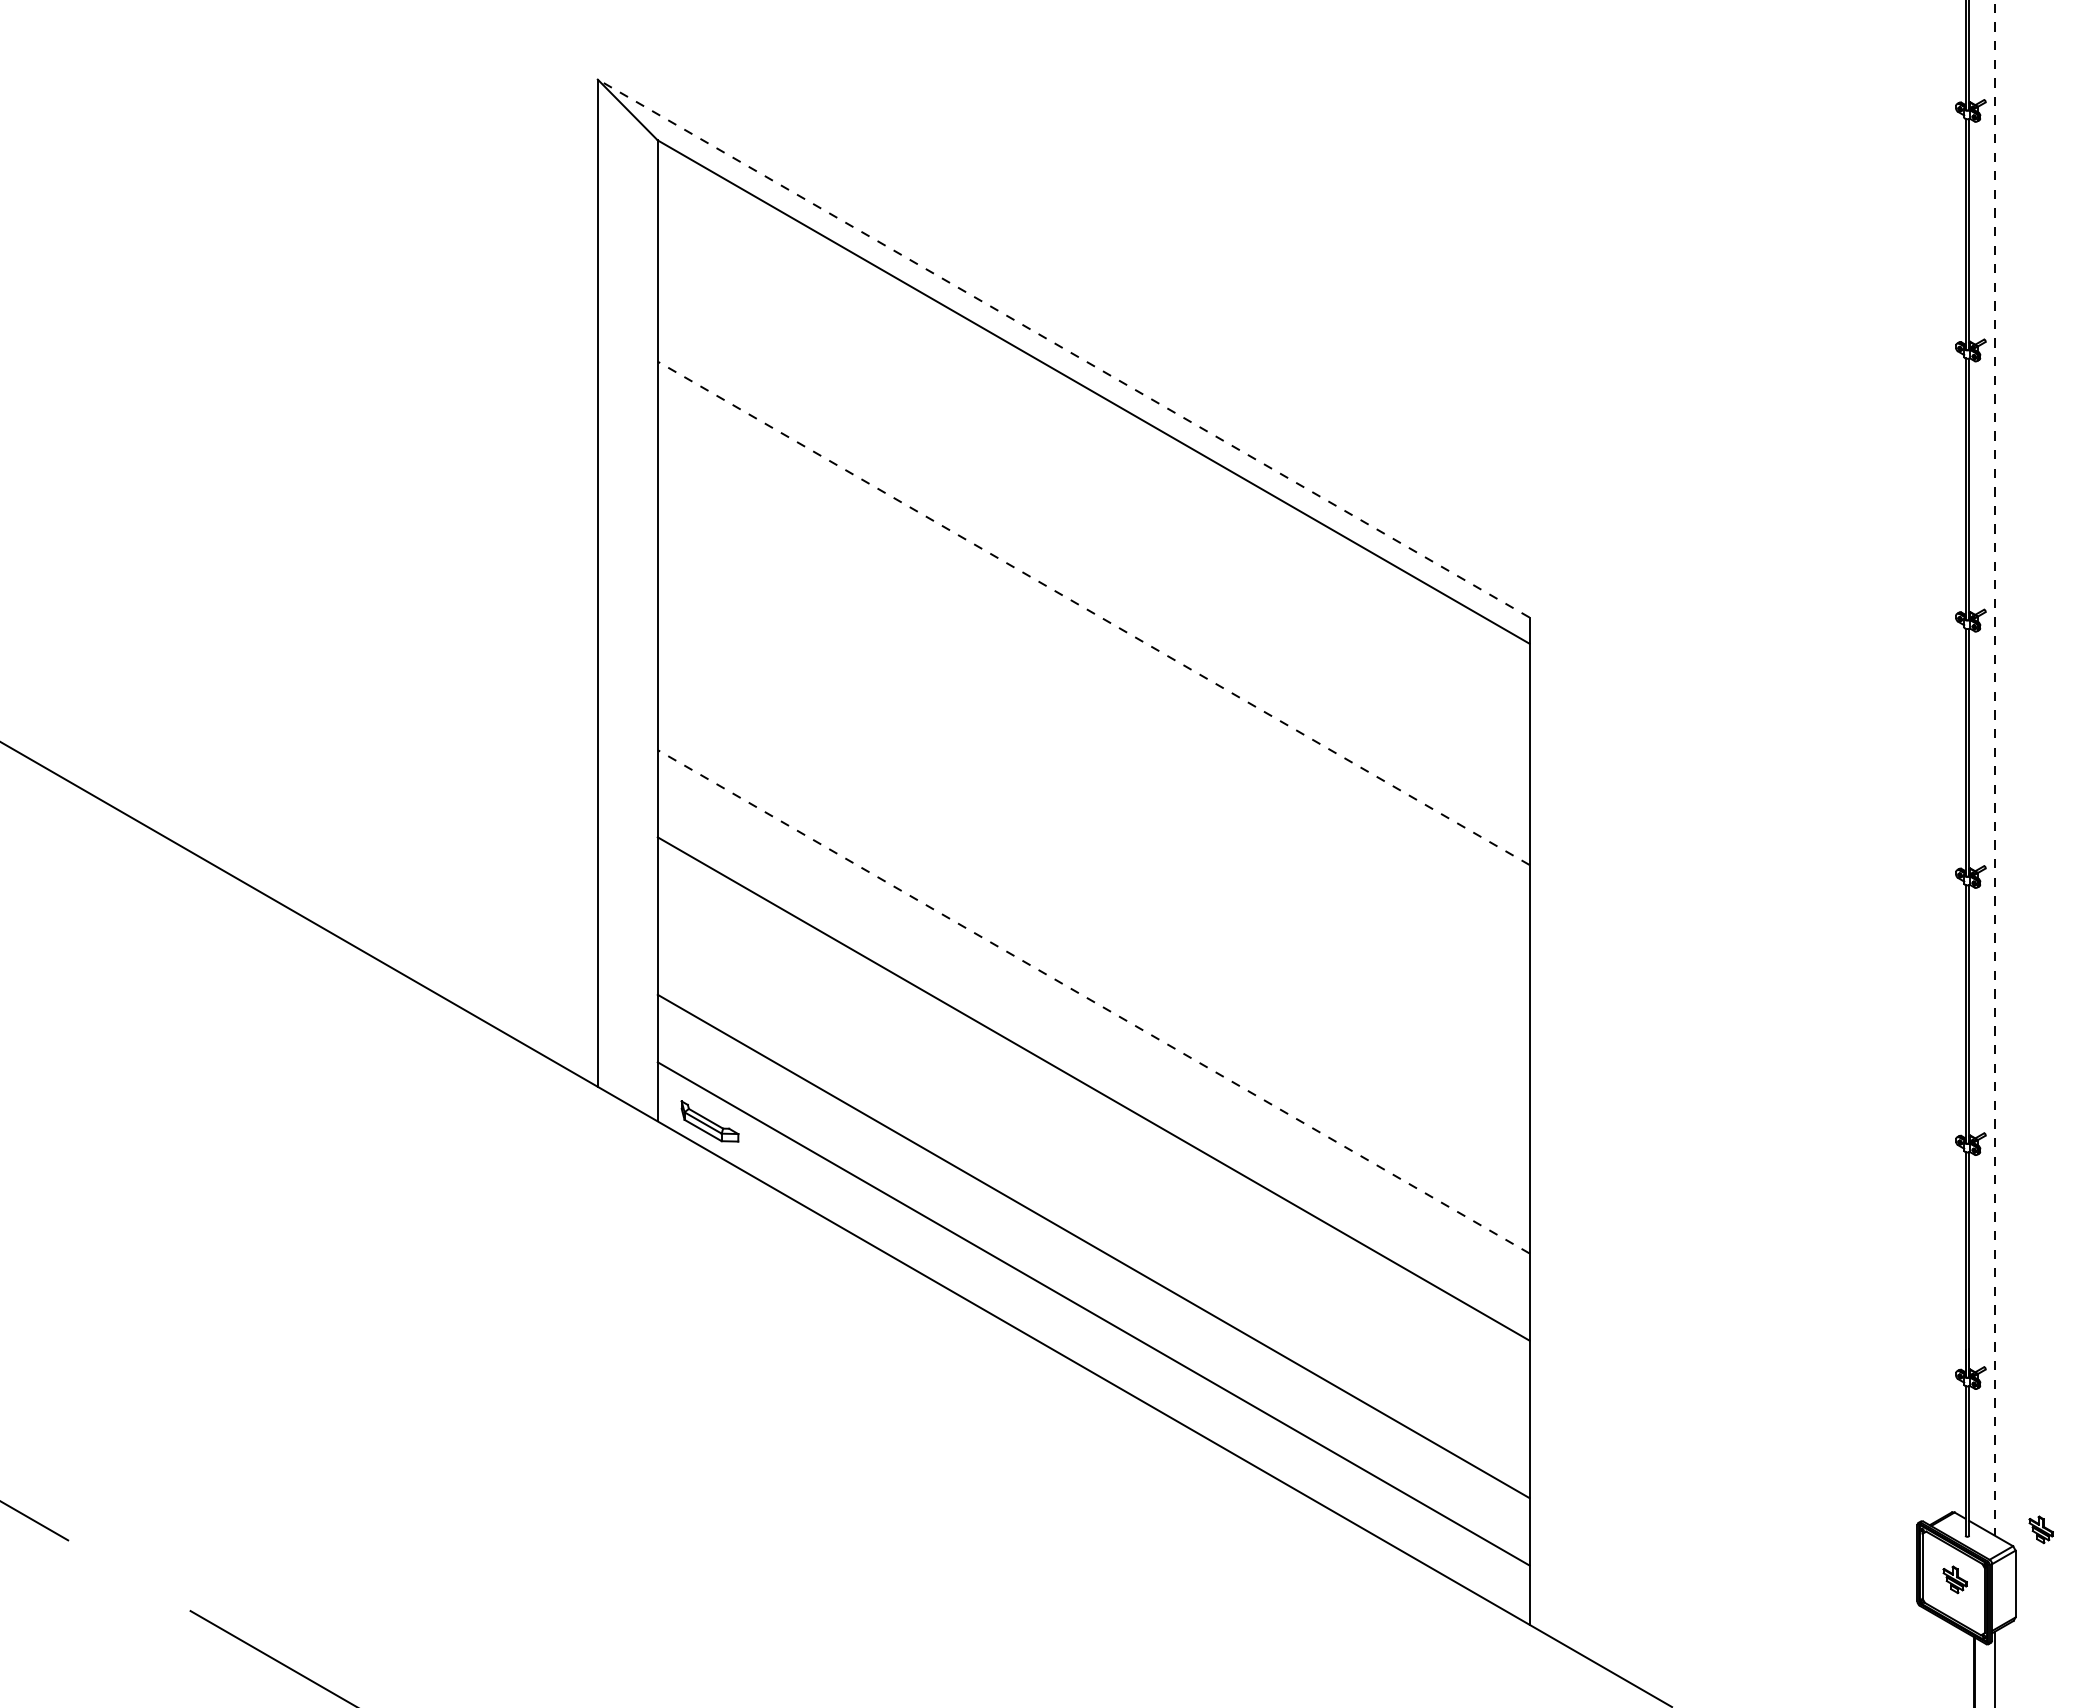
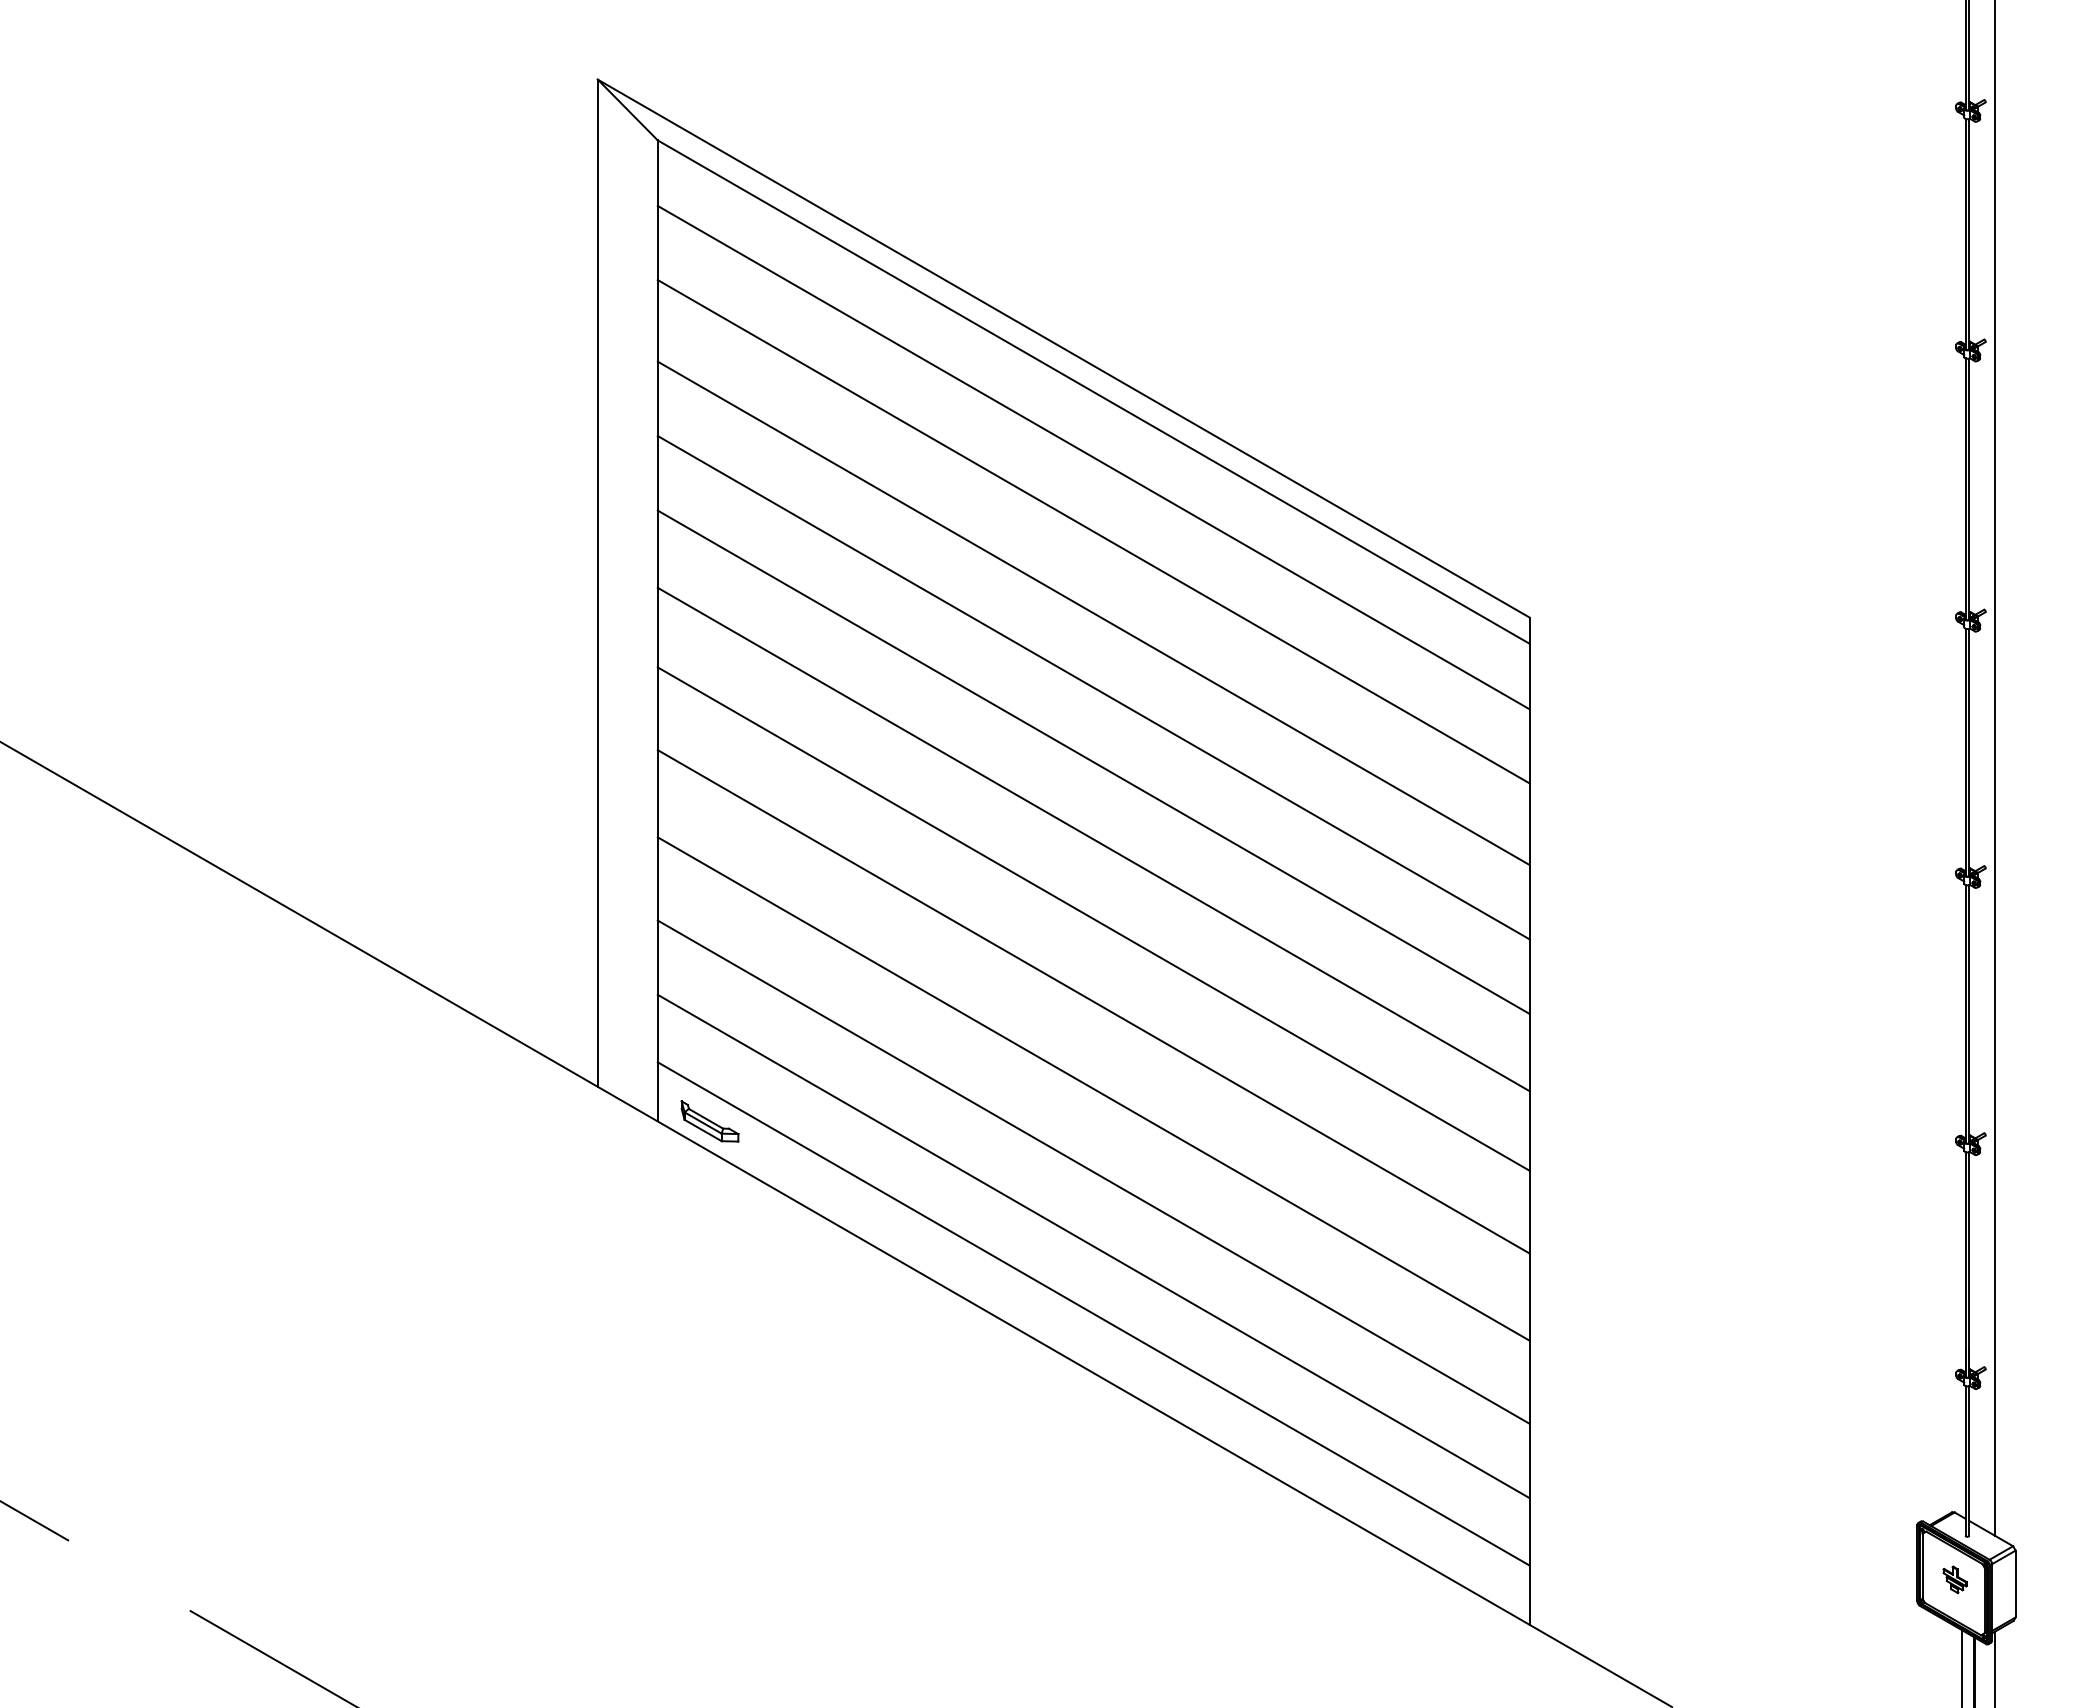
line: dashed -> solid (1063, 348)
line: none -> present (1093, 457)
line: none -> present (1093, 531)
line: dashed -> solid (1093, 613)
line: none -> present (1093, 687)
line: none -> present (1093, 761)
line: dashed -> solid (1994, 768)
line: none -> present (1093, 839)
line: none -> present (1093, 918)
line: dashed -> solid (1093, 1001)
line: none -> present (1093, 1171)
part: present -> none (2040, 1529)
line: none -> present (1961, 1666)
